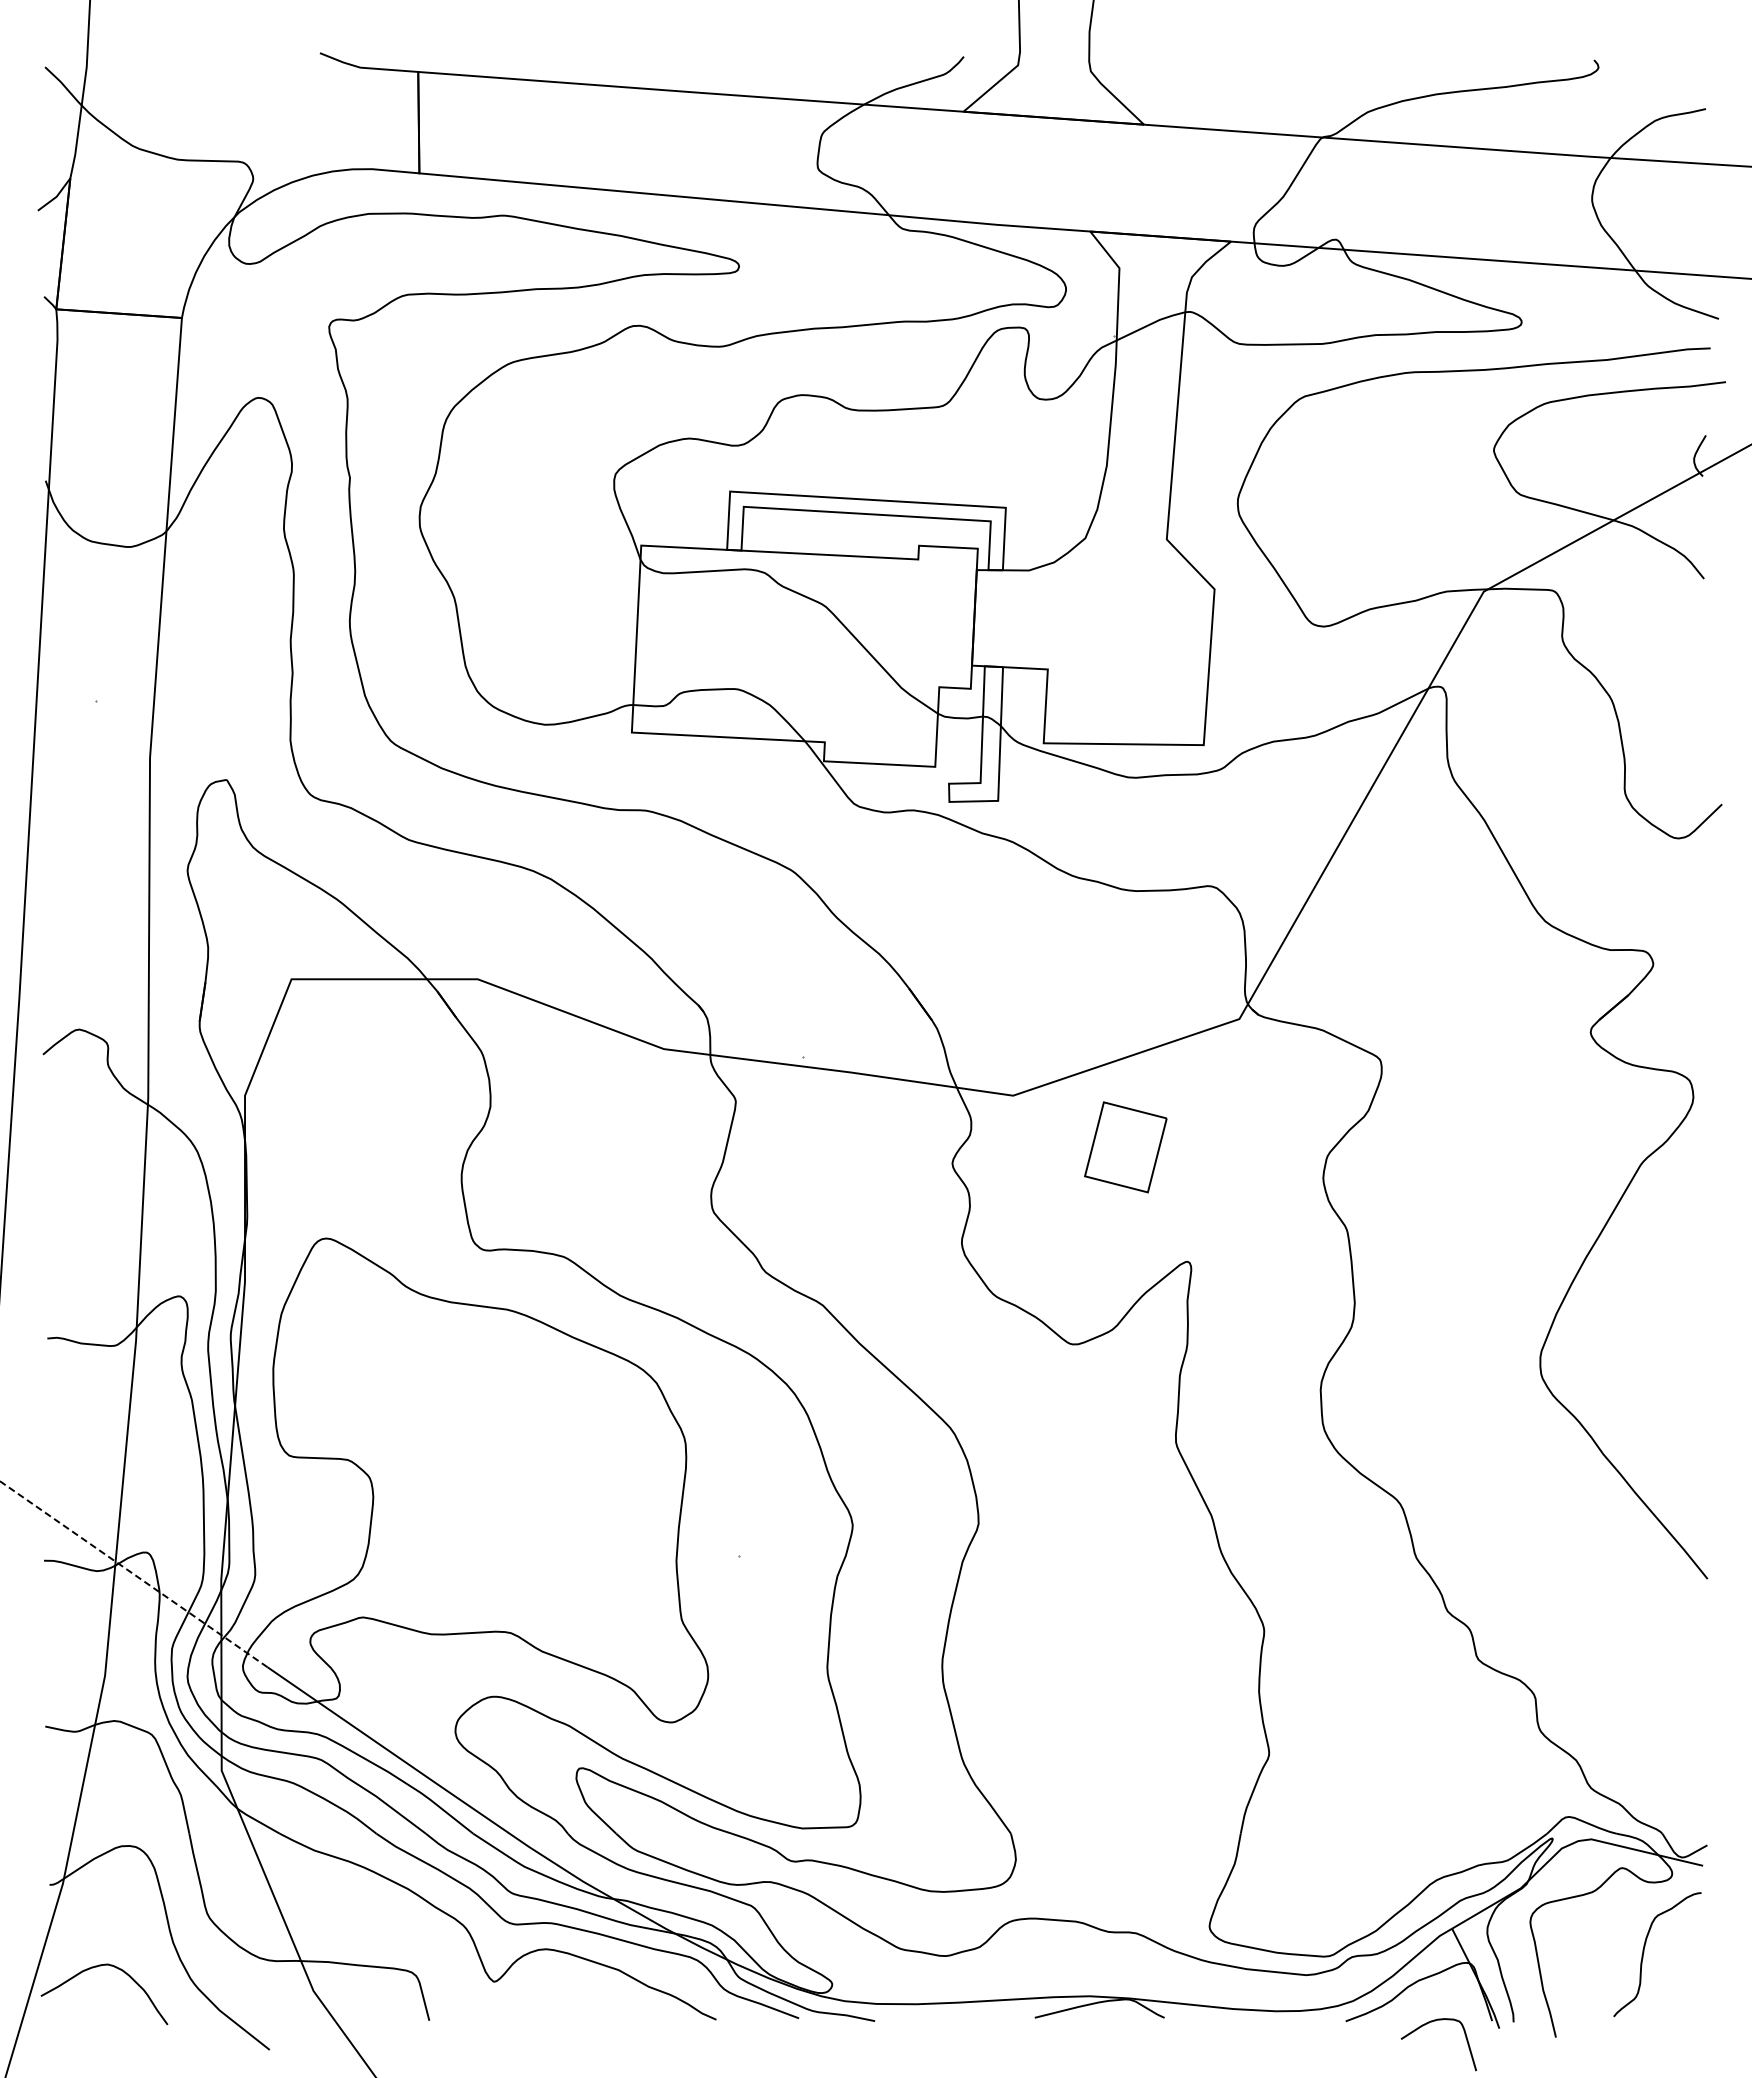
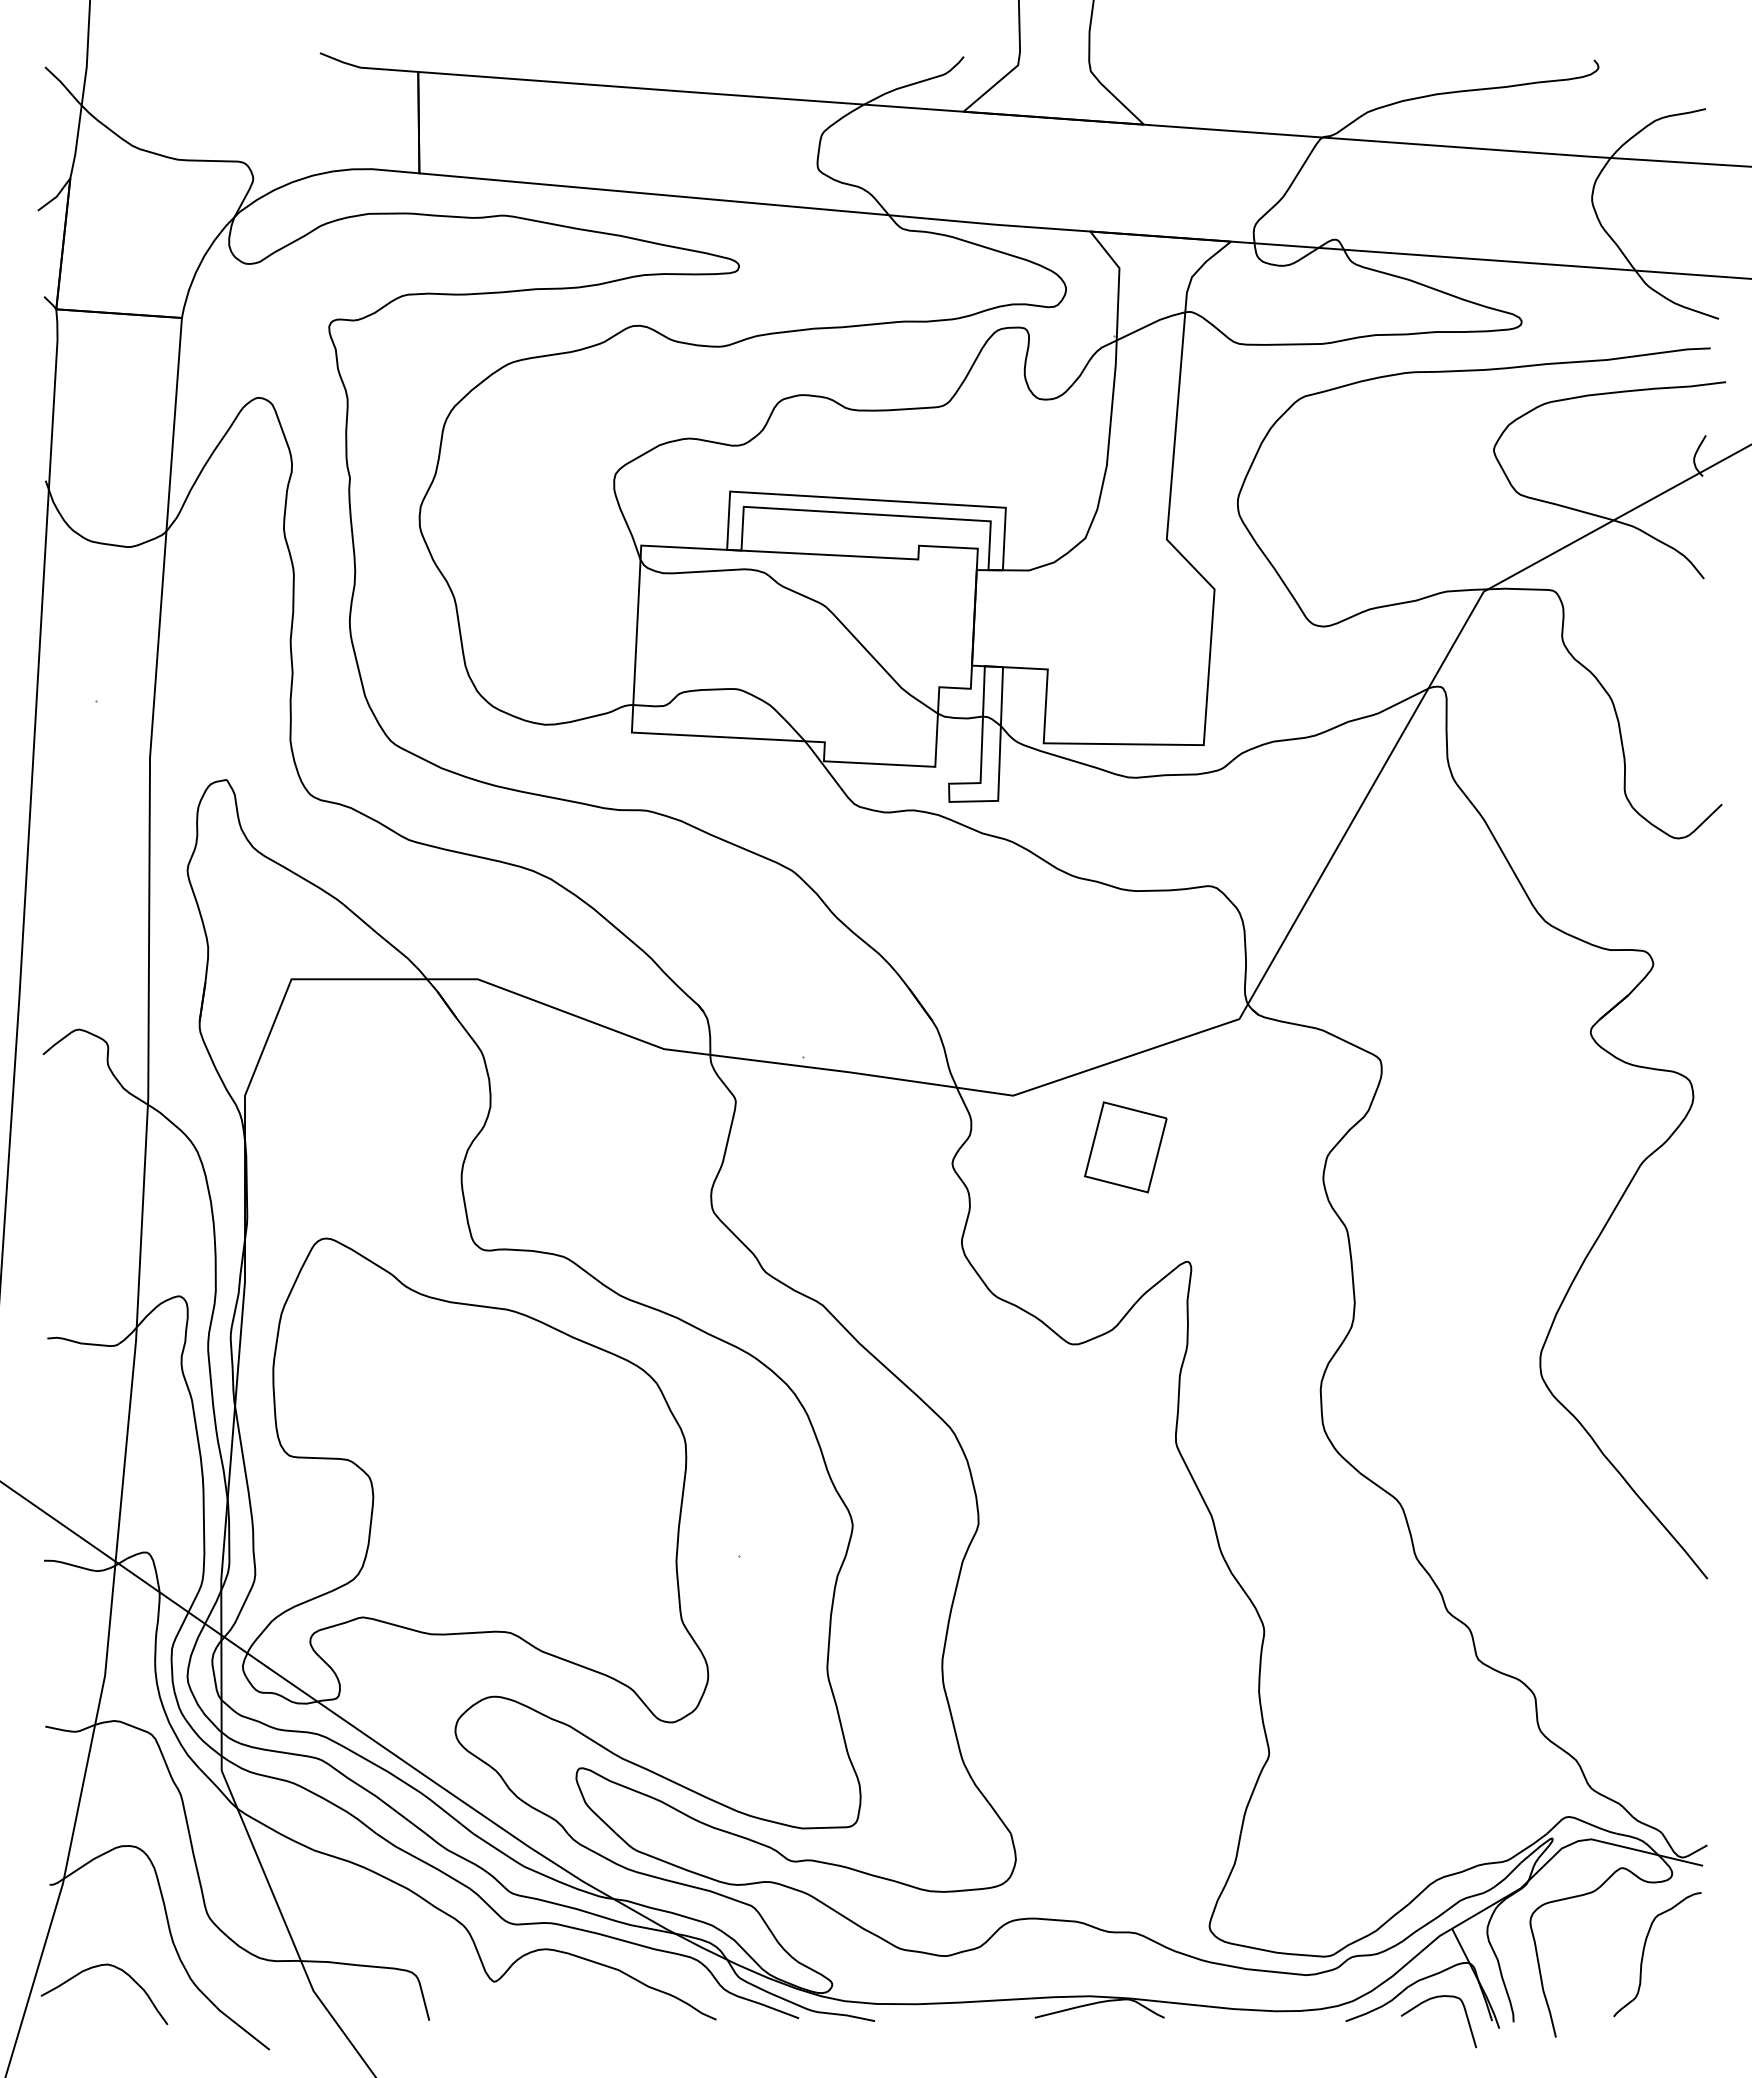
line: dashed -> solid (133, 1574)
curve position: (1432, 2022) -> (1432, 1999) (1432, 1999)
